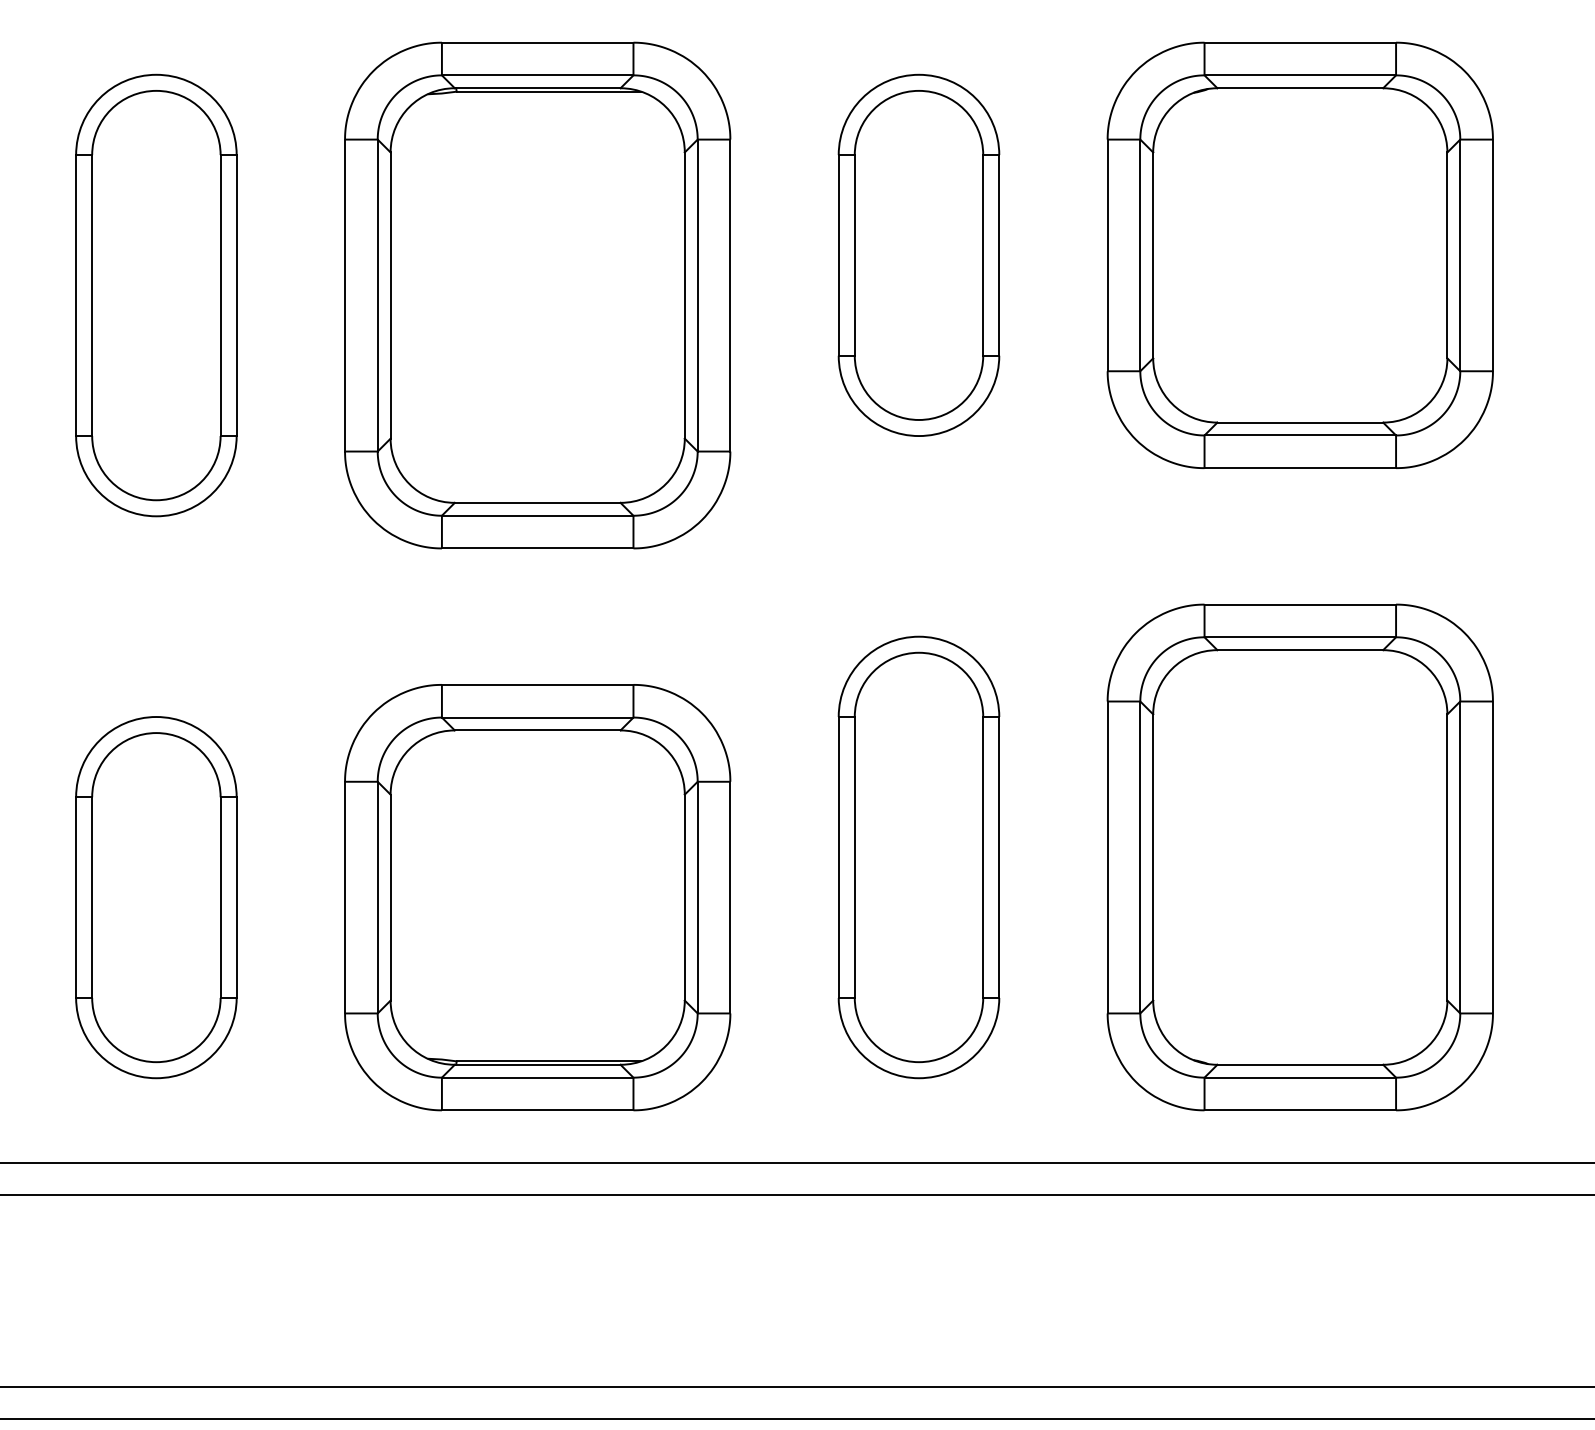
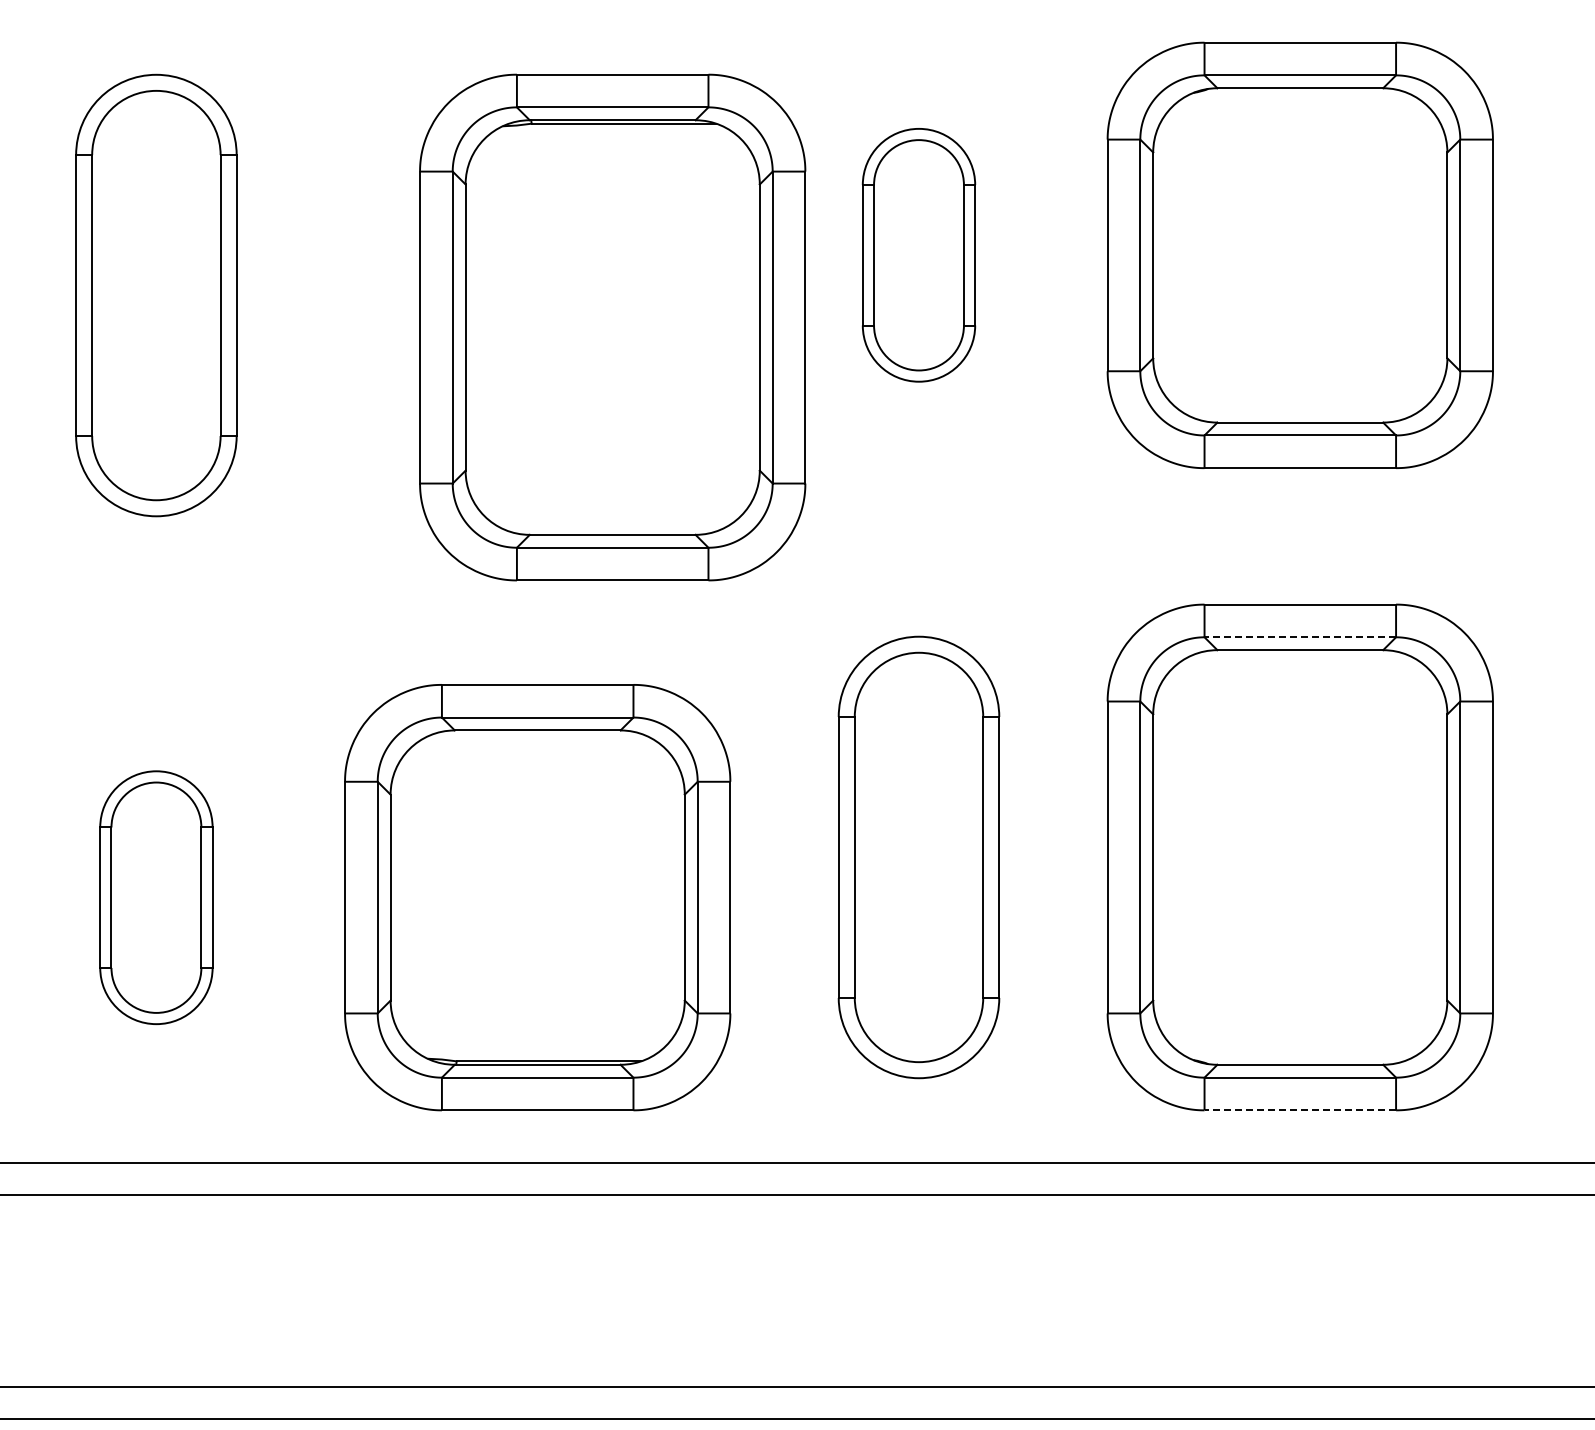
part size: 164x364 px -> 116x255 px (918, 255)
part position: (537, 295) -> (612, 327) (612, 327)
line: solid -> dashed (1300, 637)
part size: 163x364 px -> 115x255 px (156, 897)
line: solid -> dashed (1300, 1110)
